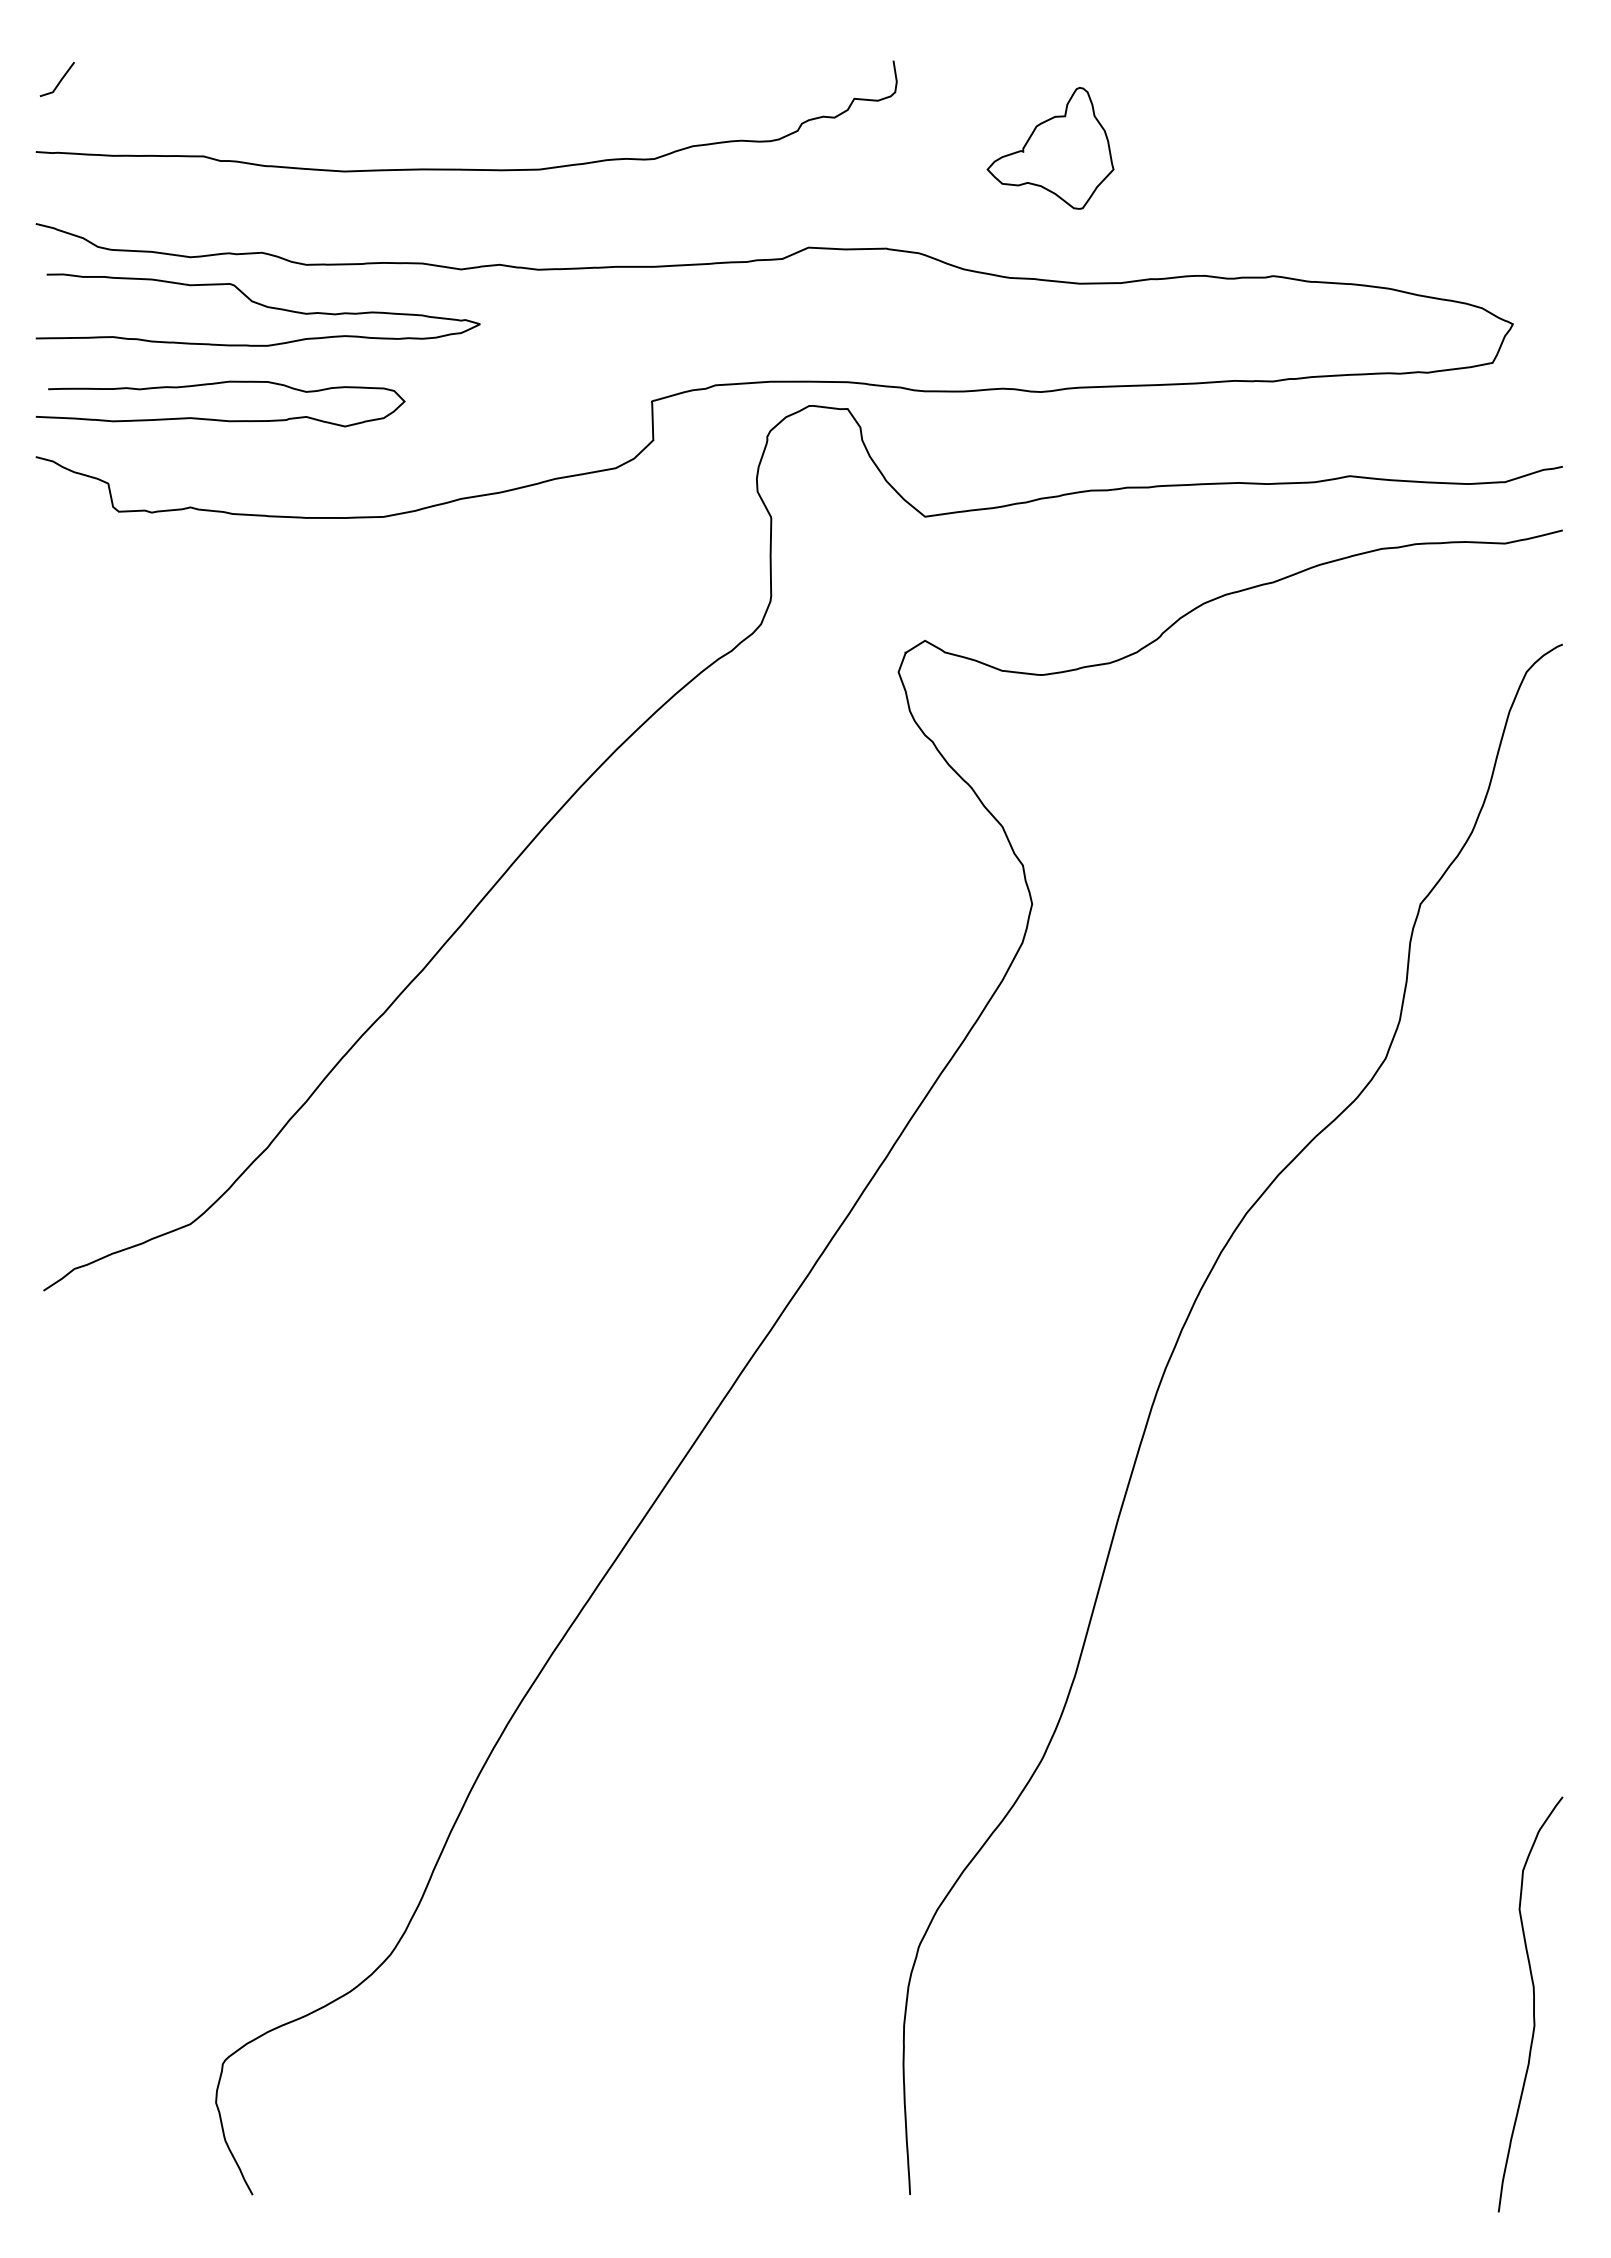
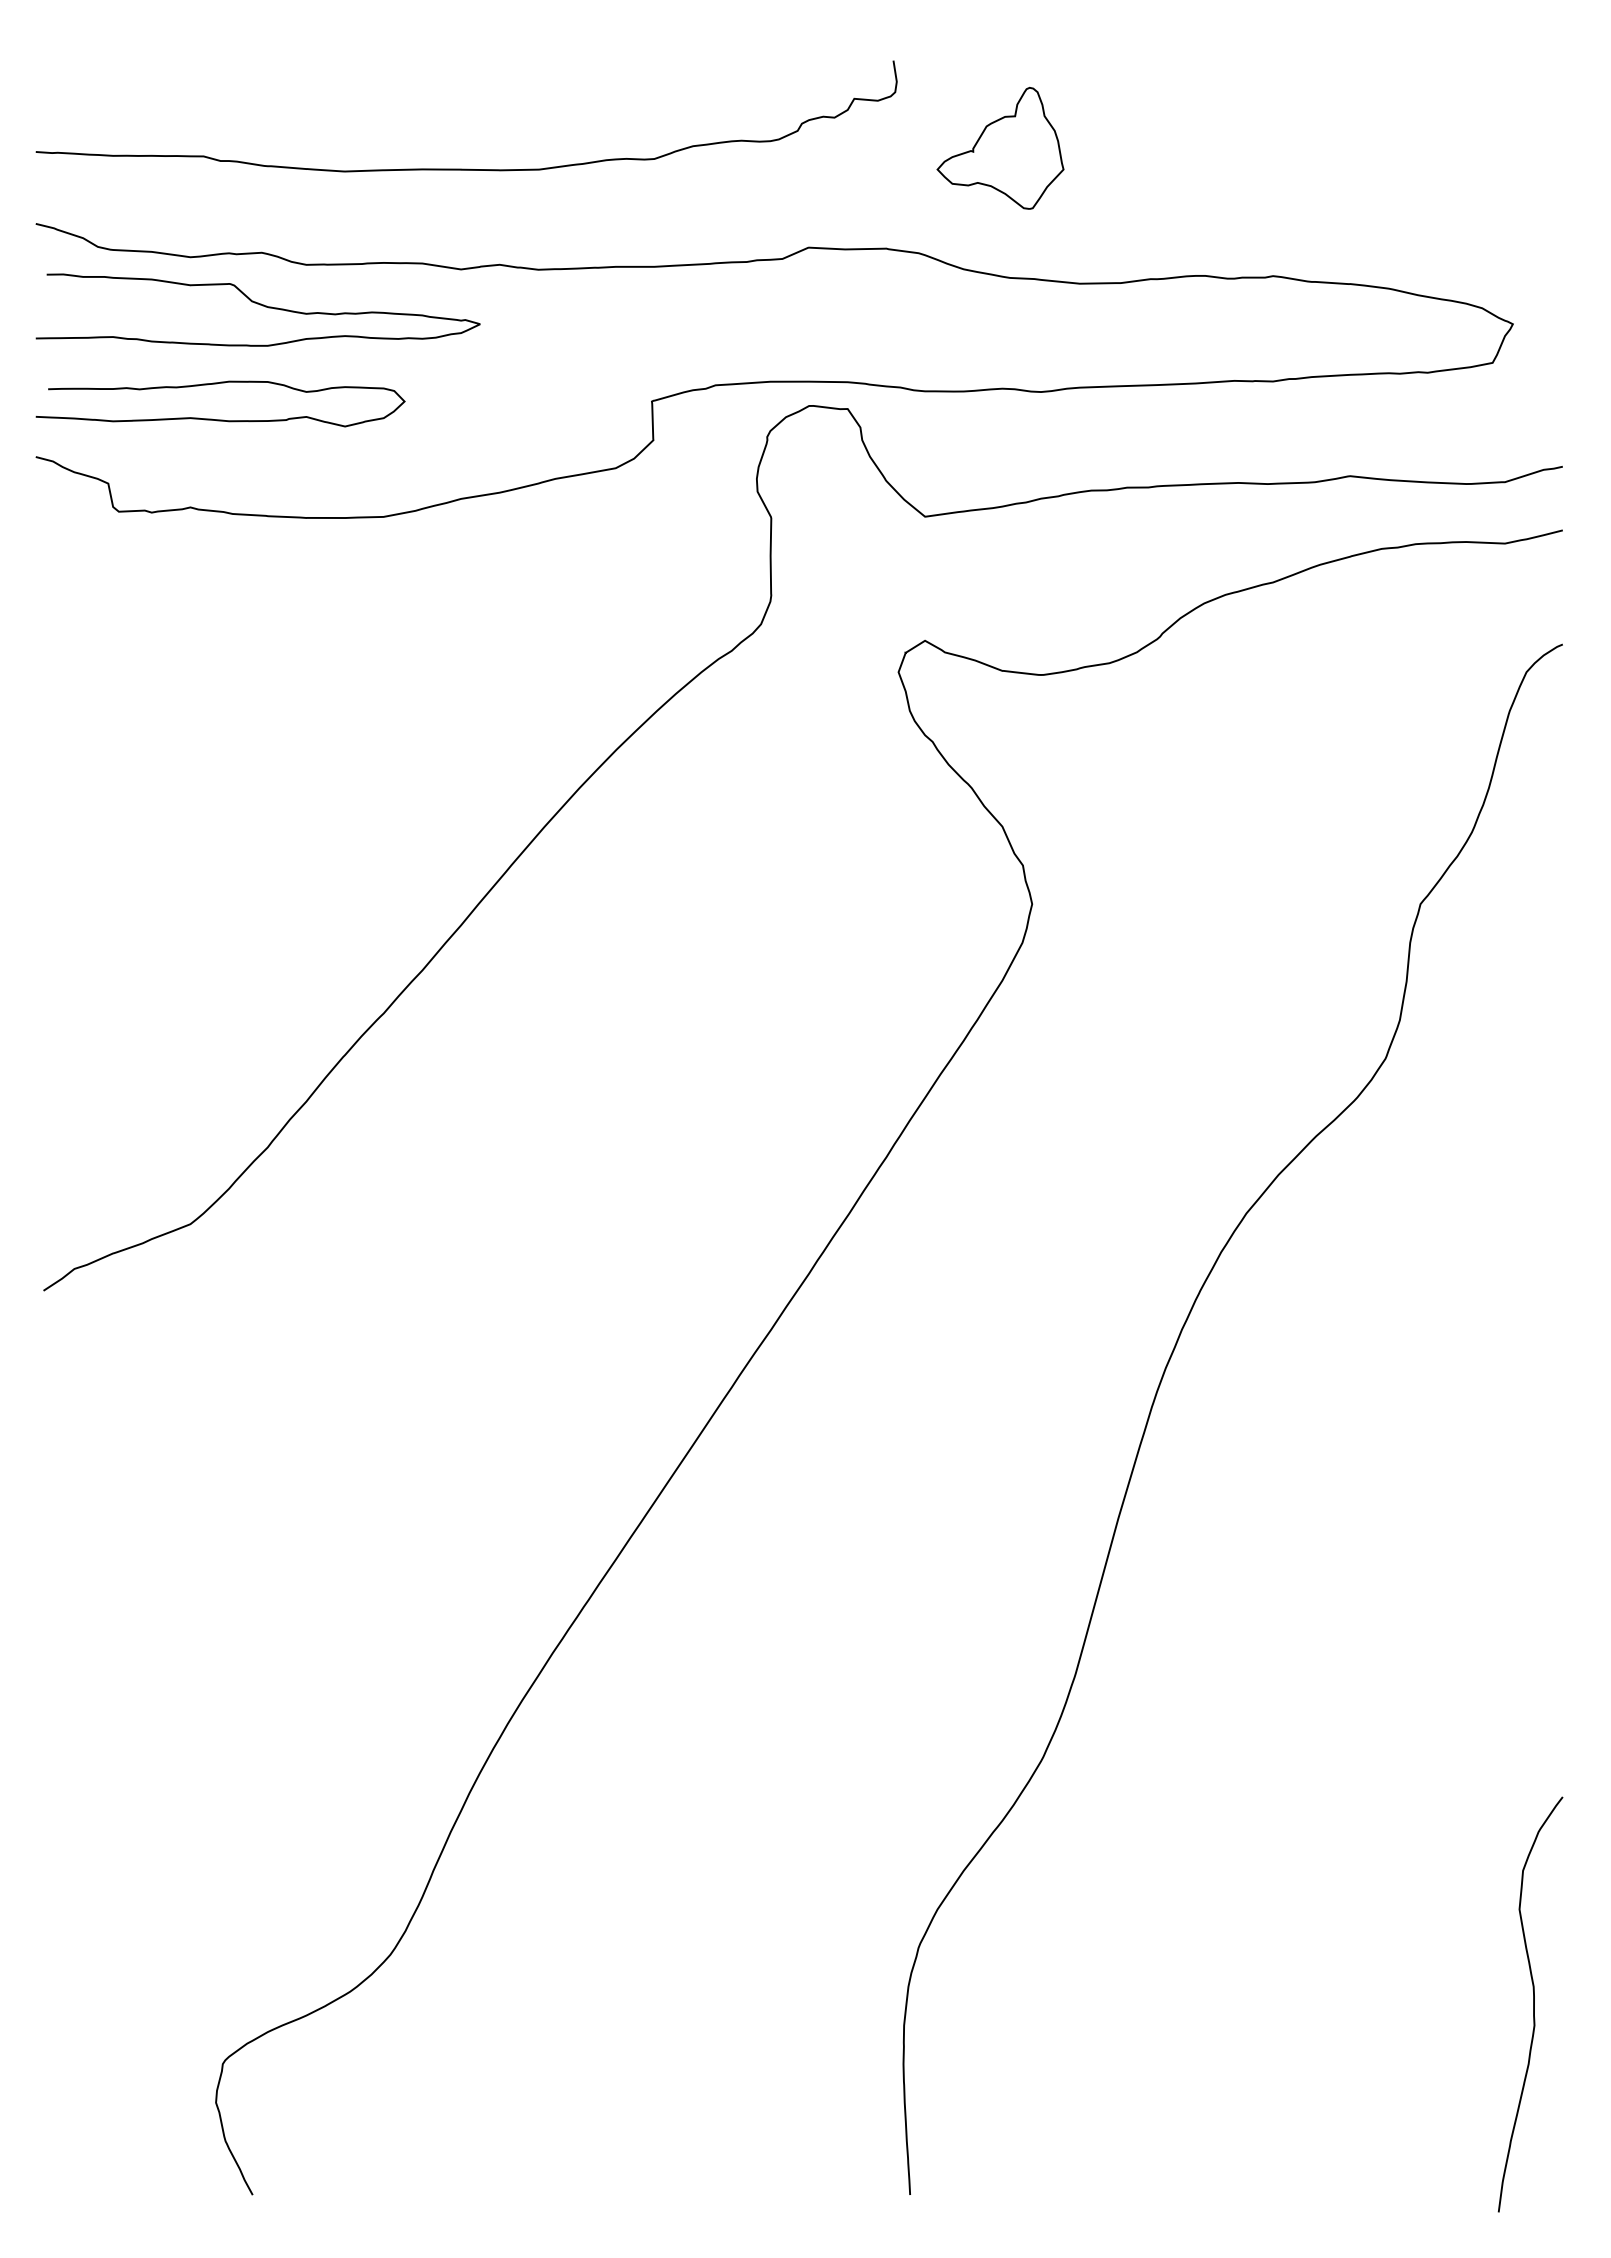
line: present -> none (59, 80)
part position: (1050, 148) -> (1000, 148) (1000, 148)
